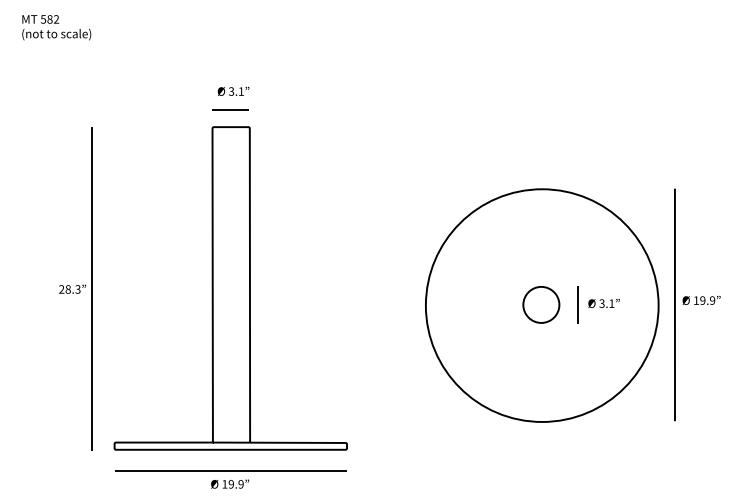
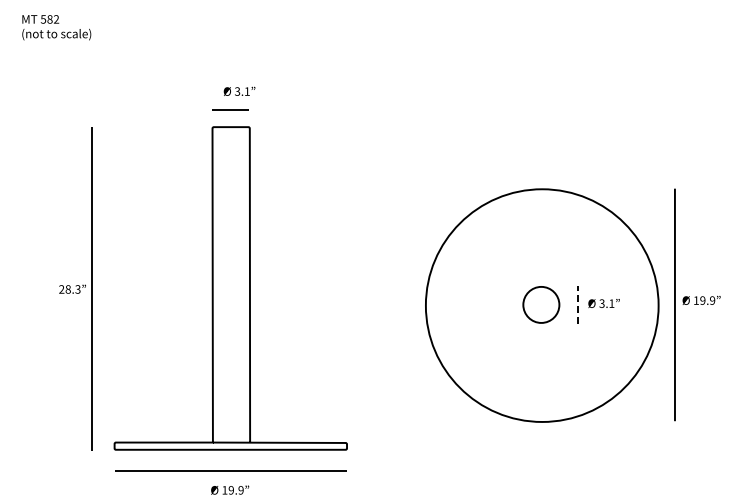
text position: (233, 90) -> (239, 90) (239, 90)
line: solid -> dashed (577, 304)
text position: (230, 483) -> (230, 489) (230, 489)
